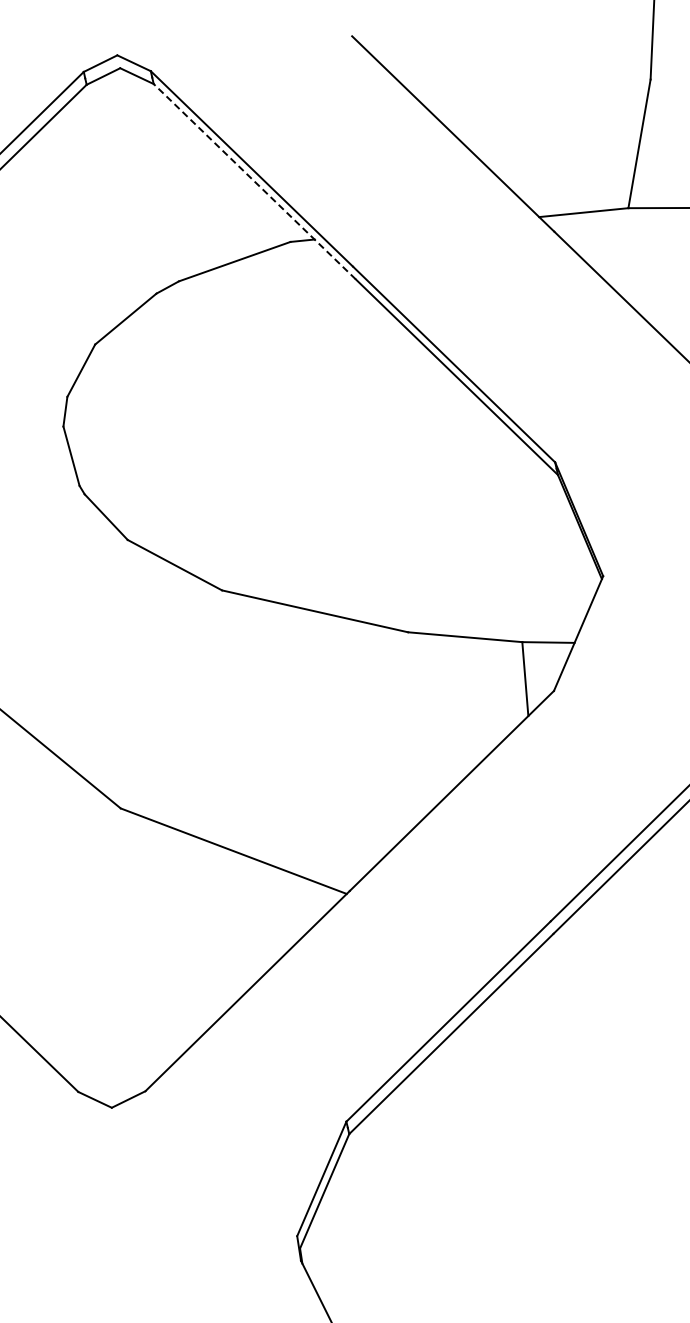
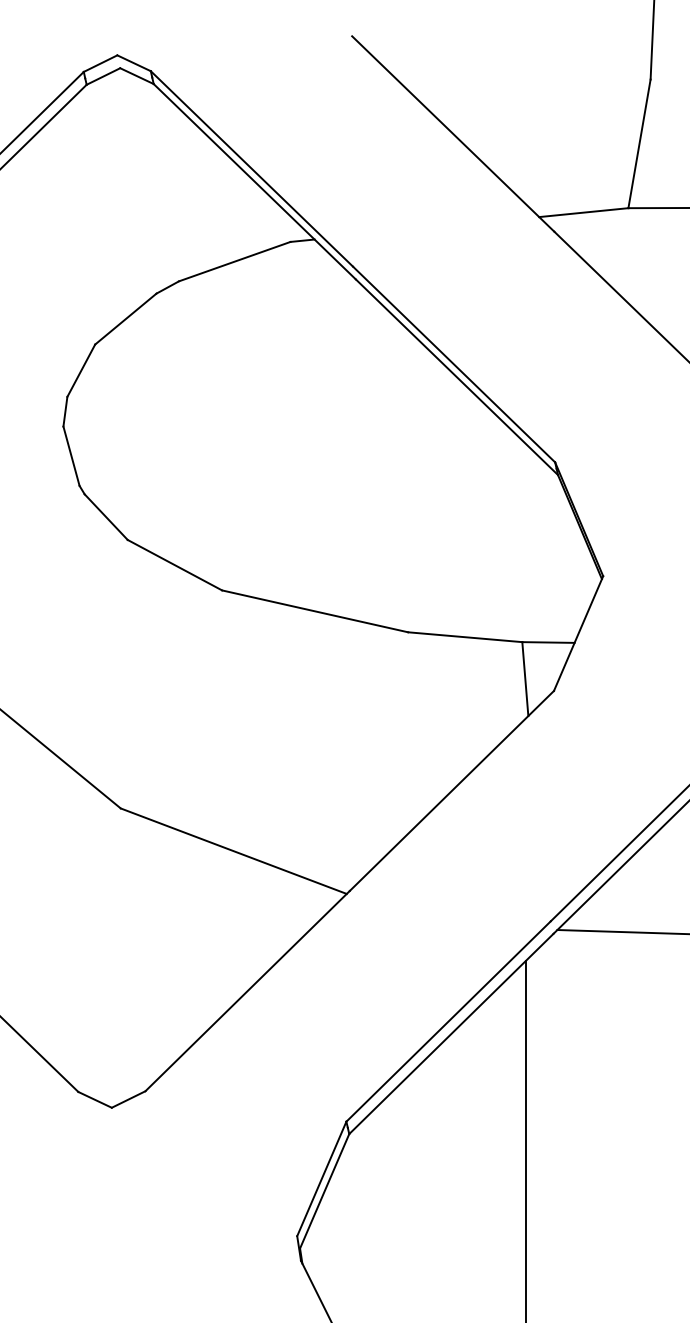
line: dashed -> solid (254, 181)
line: none -> present (621, 932)
line: none -> present (525, 1140)
